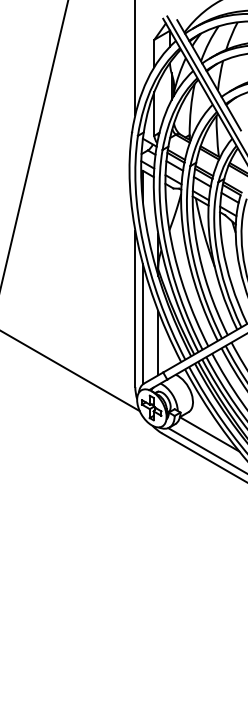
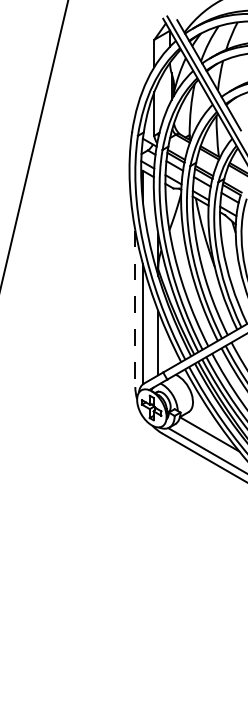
line: present -> none (135, 58)
line: solid -> dashed (135, 309)
line: present -> none (70, 371)
